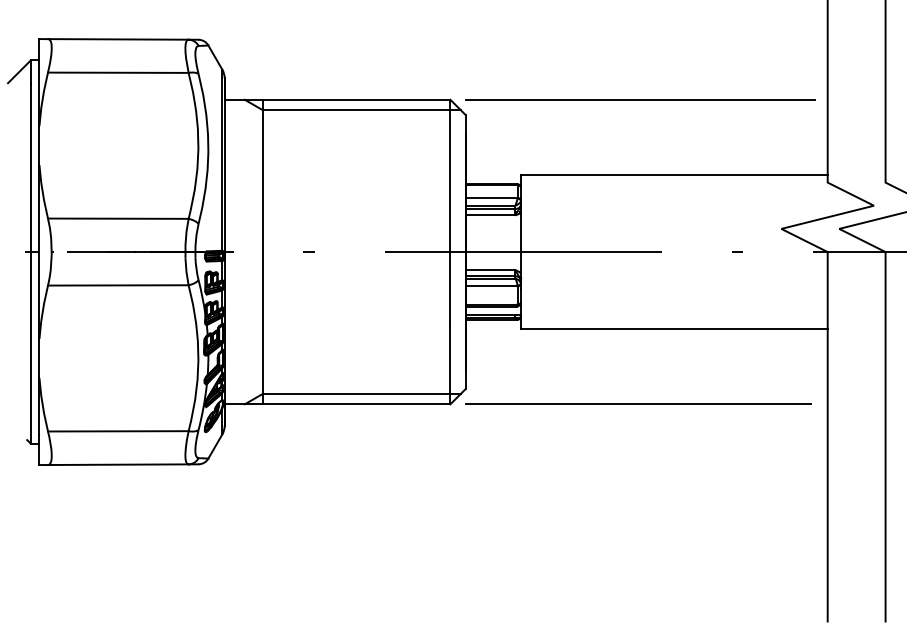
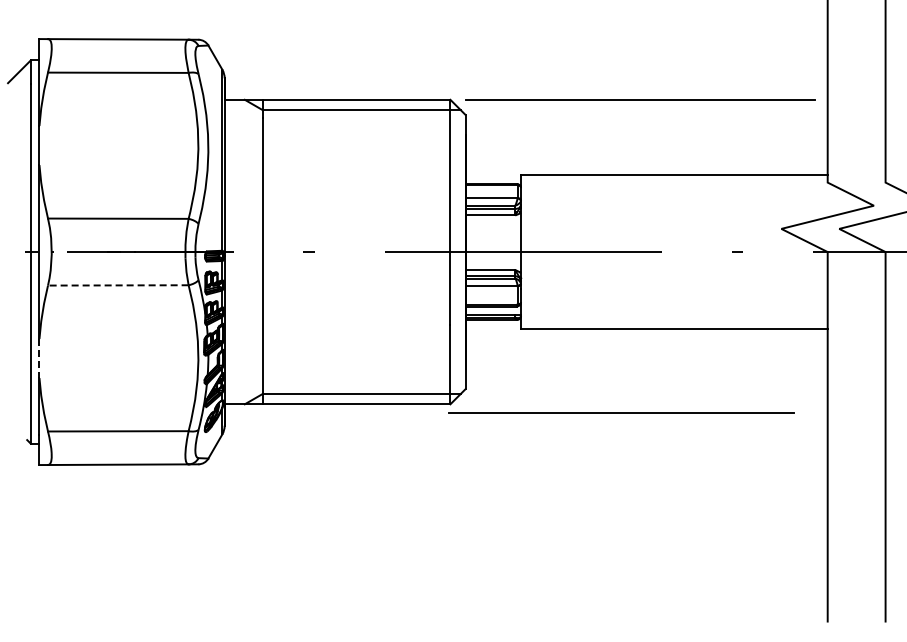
line: solid -> dashed (117, 285)
line: solid -> dashed (39, 358)
line position: (638, 403) -> (621, 412) (621, 412)
